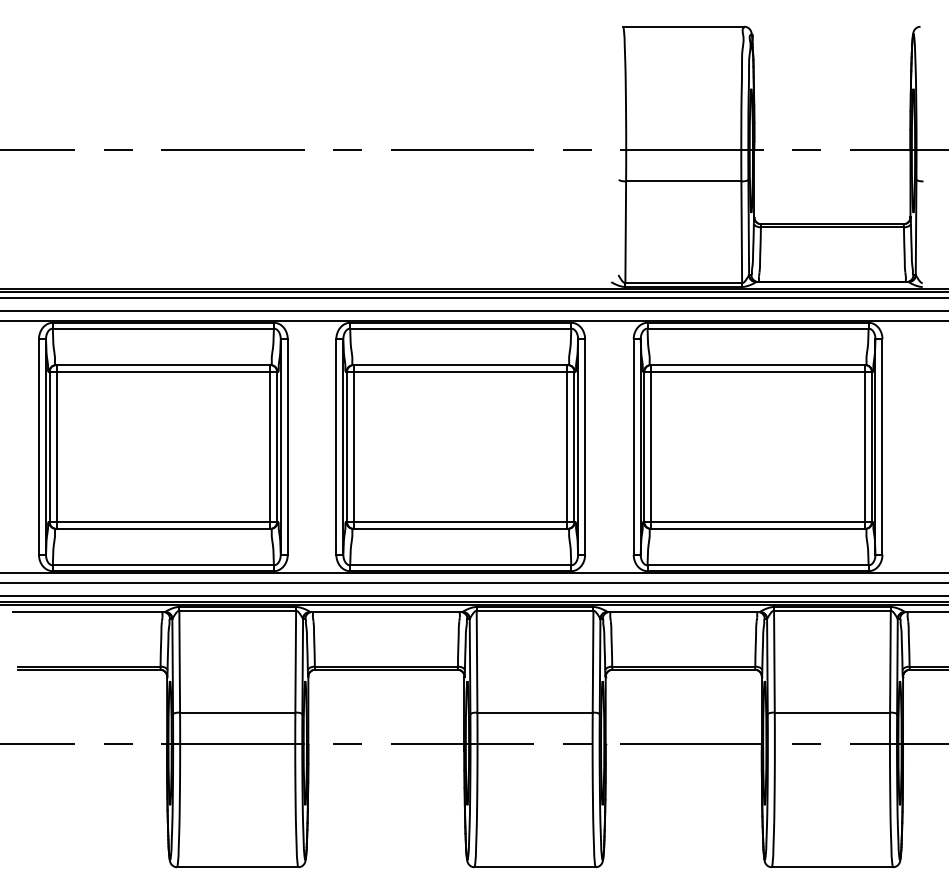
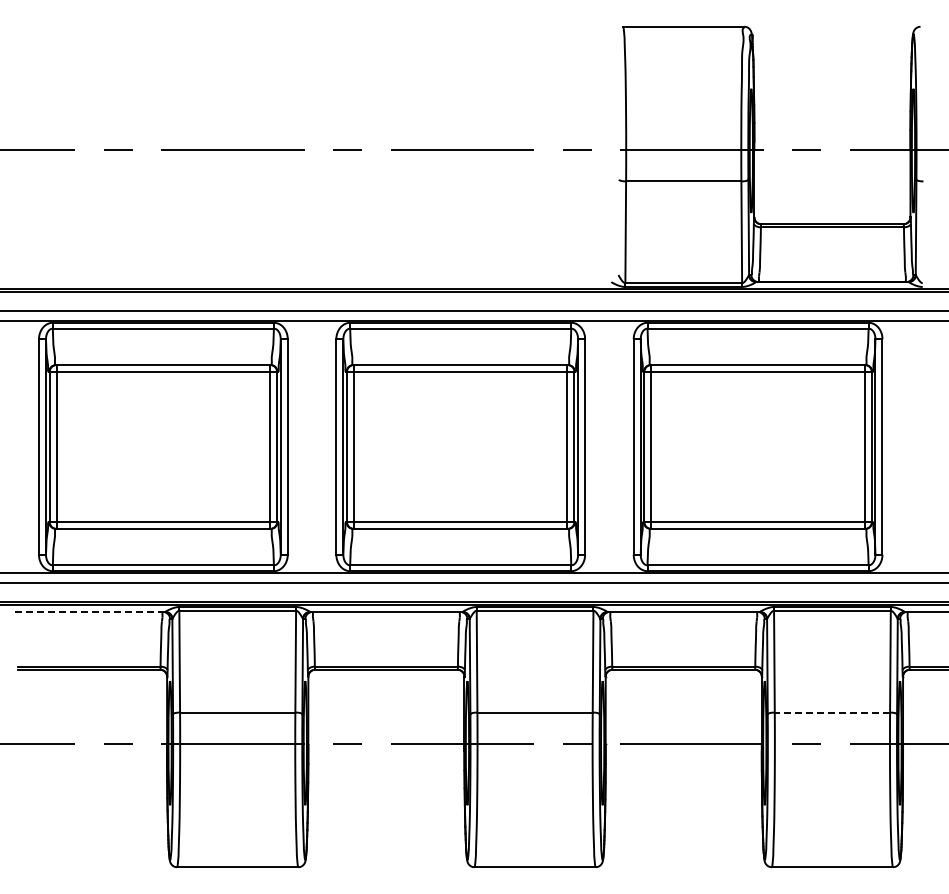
line: present -> none (473, 298)
line: present -> none (473, 595)
line: solid -> dashed (88, 612)
line: solid -> dashed (832, 712)
